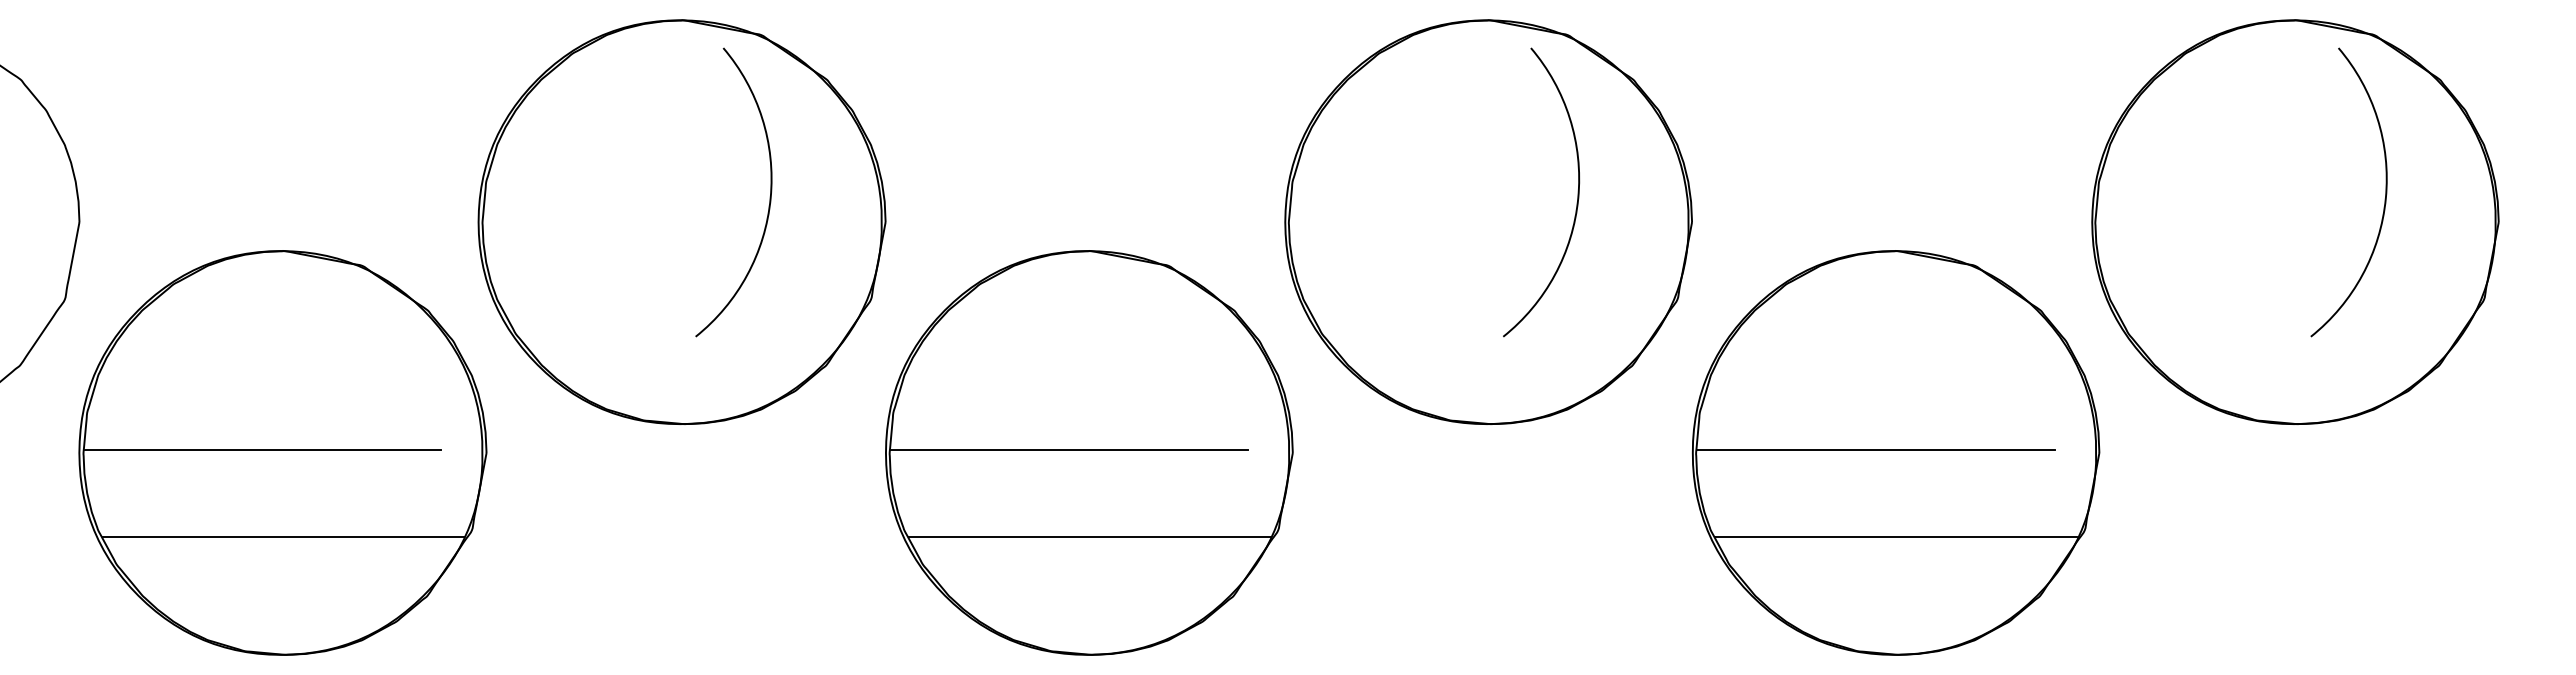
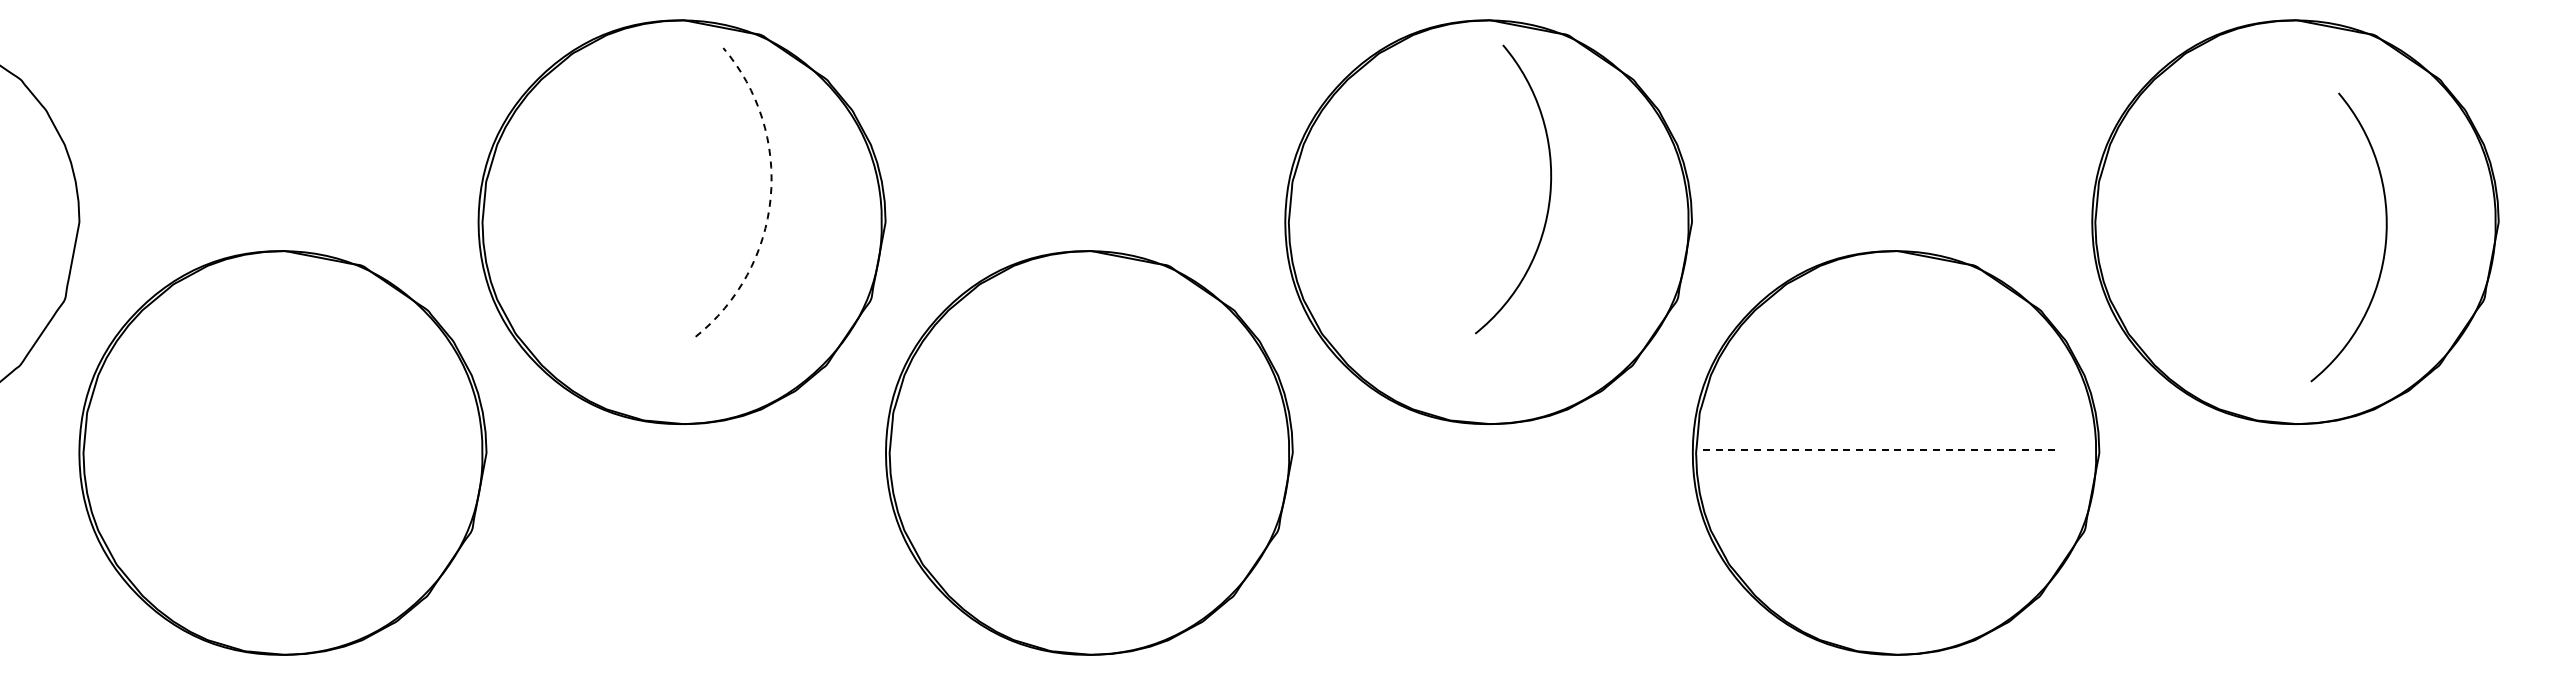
arc position: (1577, 192) -> (1549, 189) (1549, 189)
arc: solid -> dashed (770, 198)
arc position: (2384, 198) -> (2384, 243) (2384, 243)
line: present -> none (262, 450)
line: present -> none (1069, 450)
line: solid -> dashed (1875, 450)
line: present -> none (283, 536)
line: present -> none (1089, 536)
line: present -> none (1896, 536)
